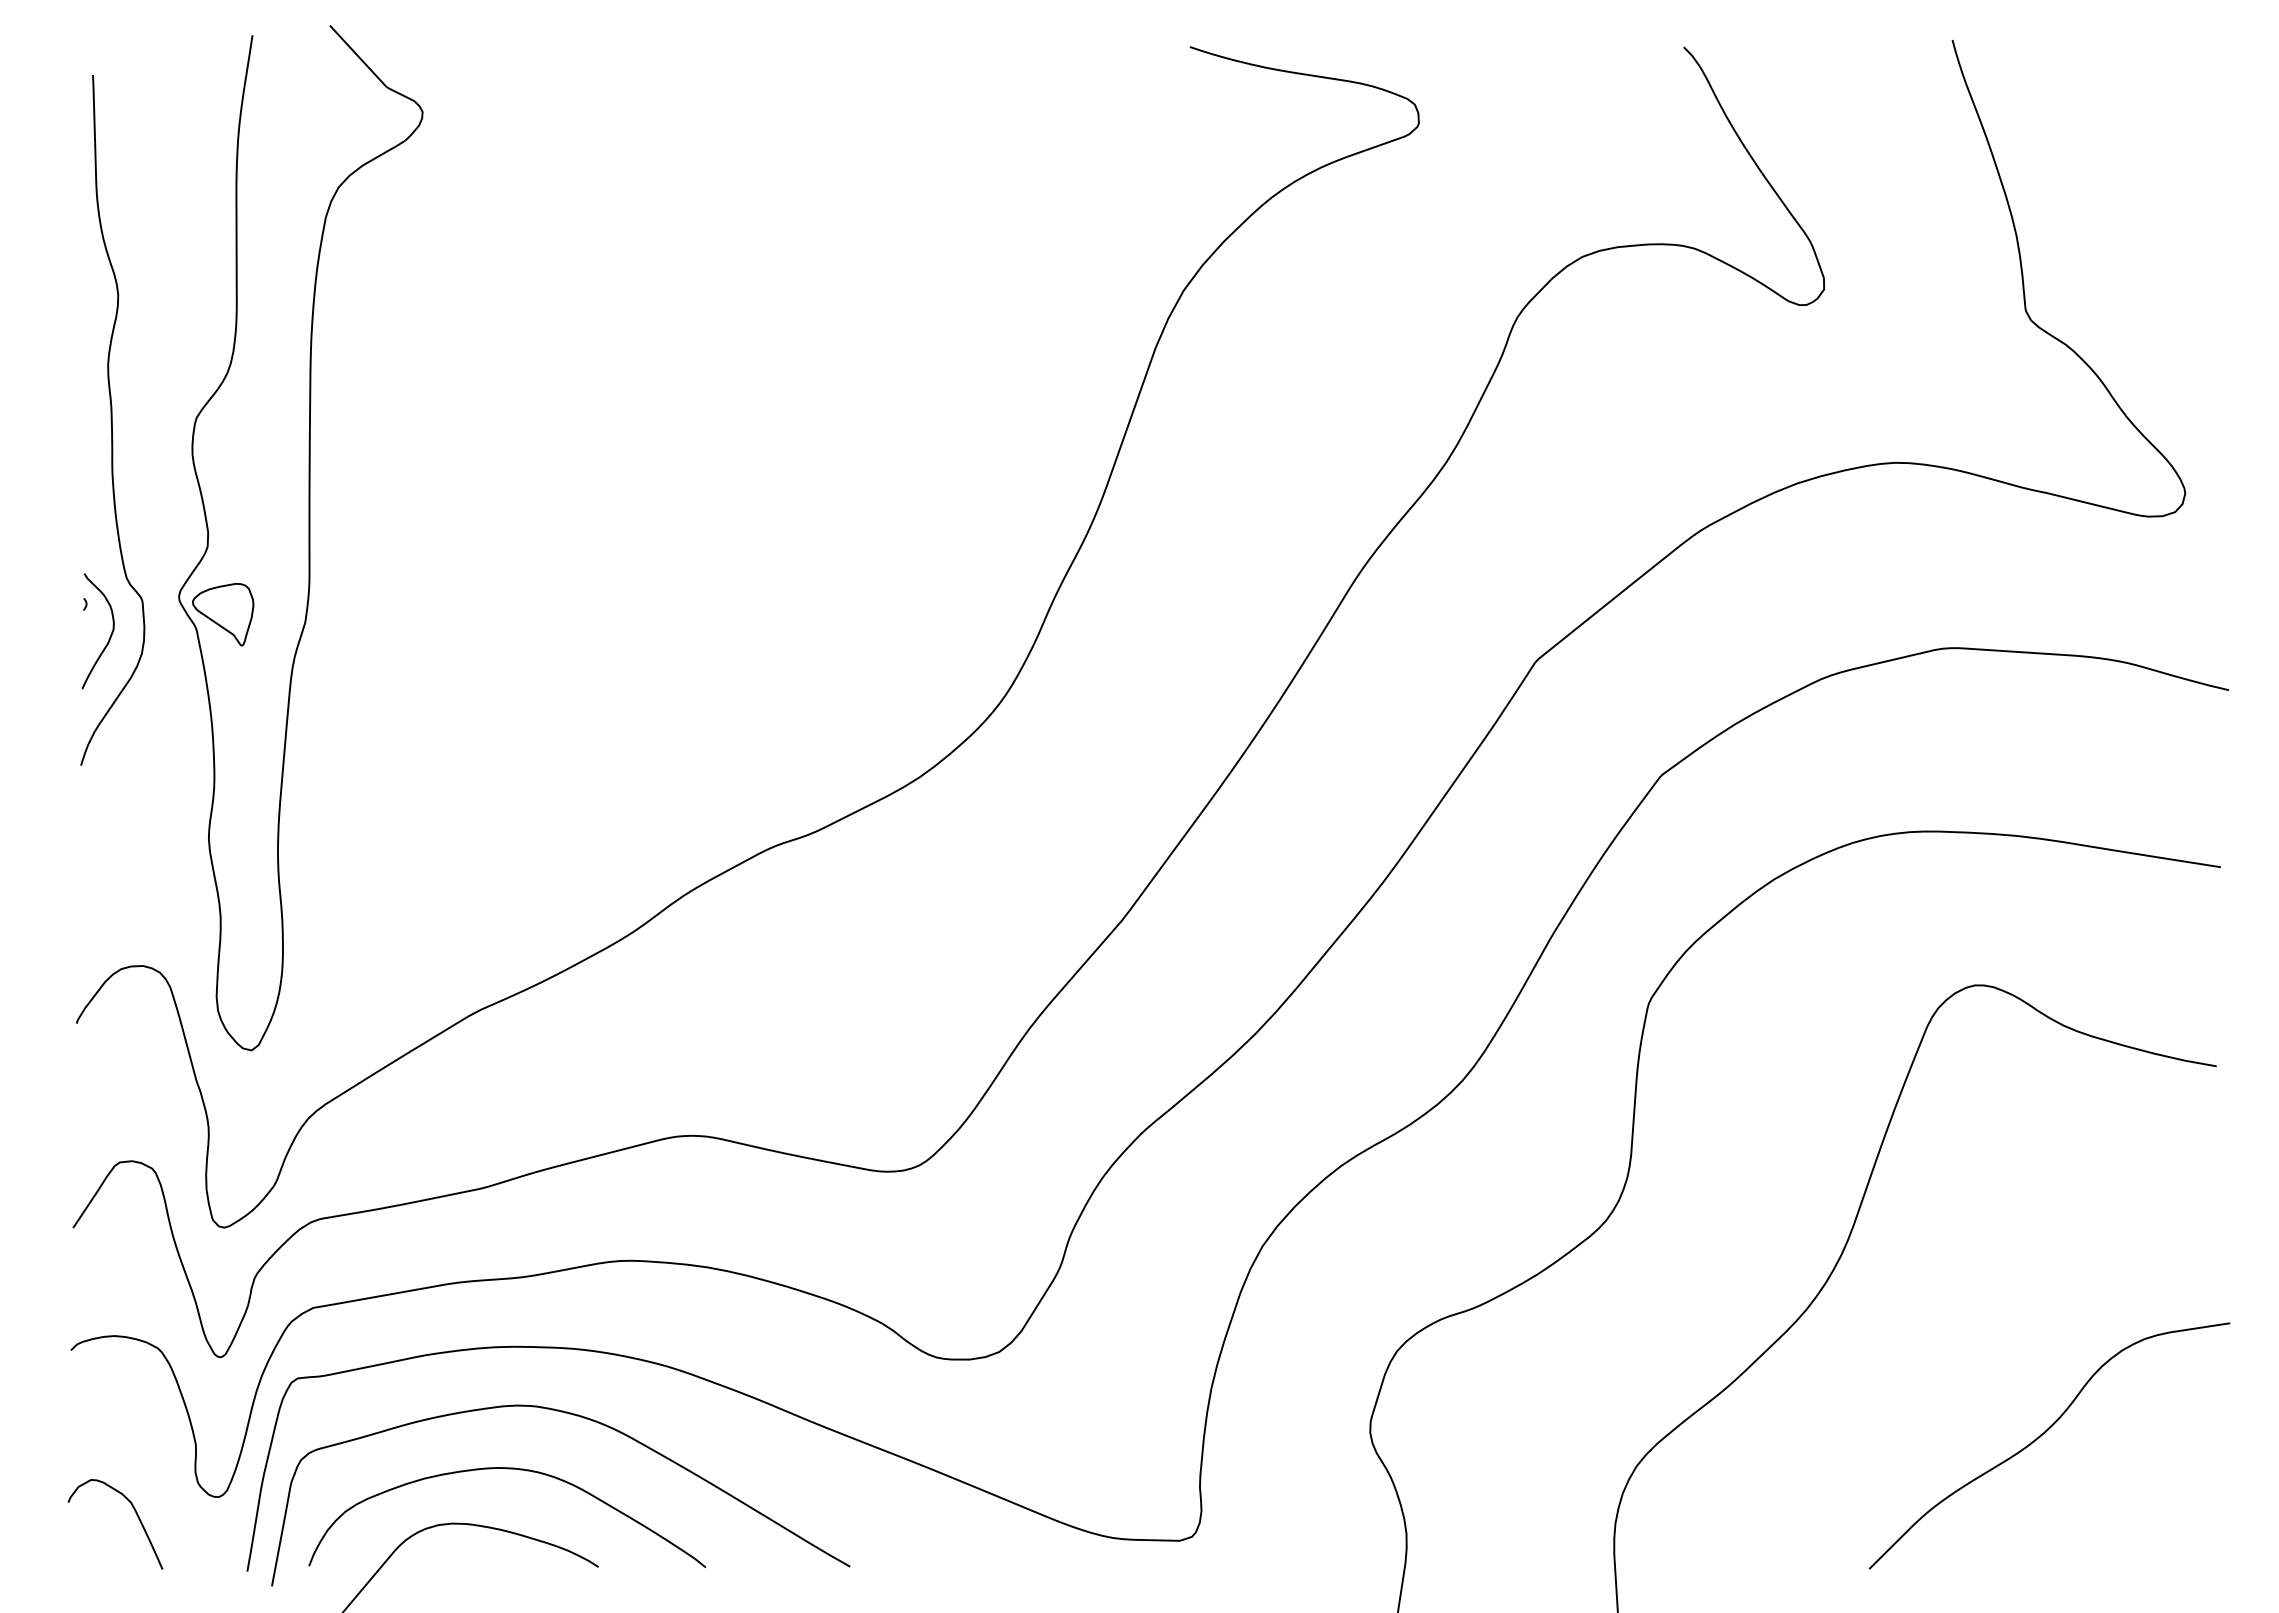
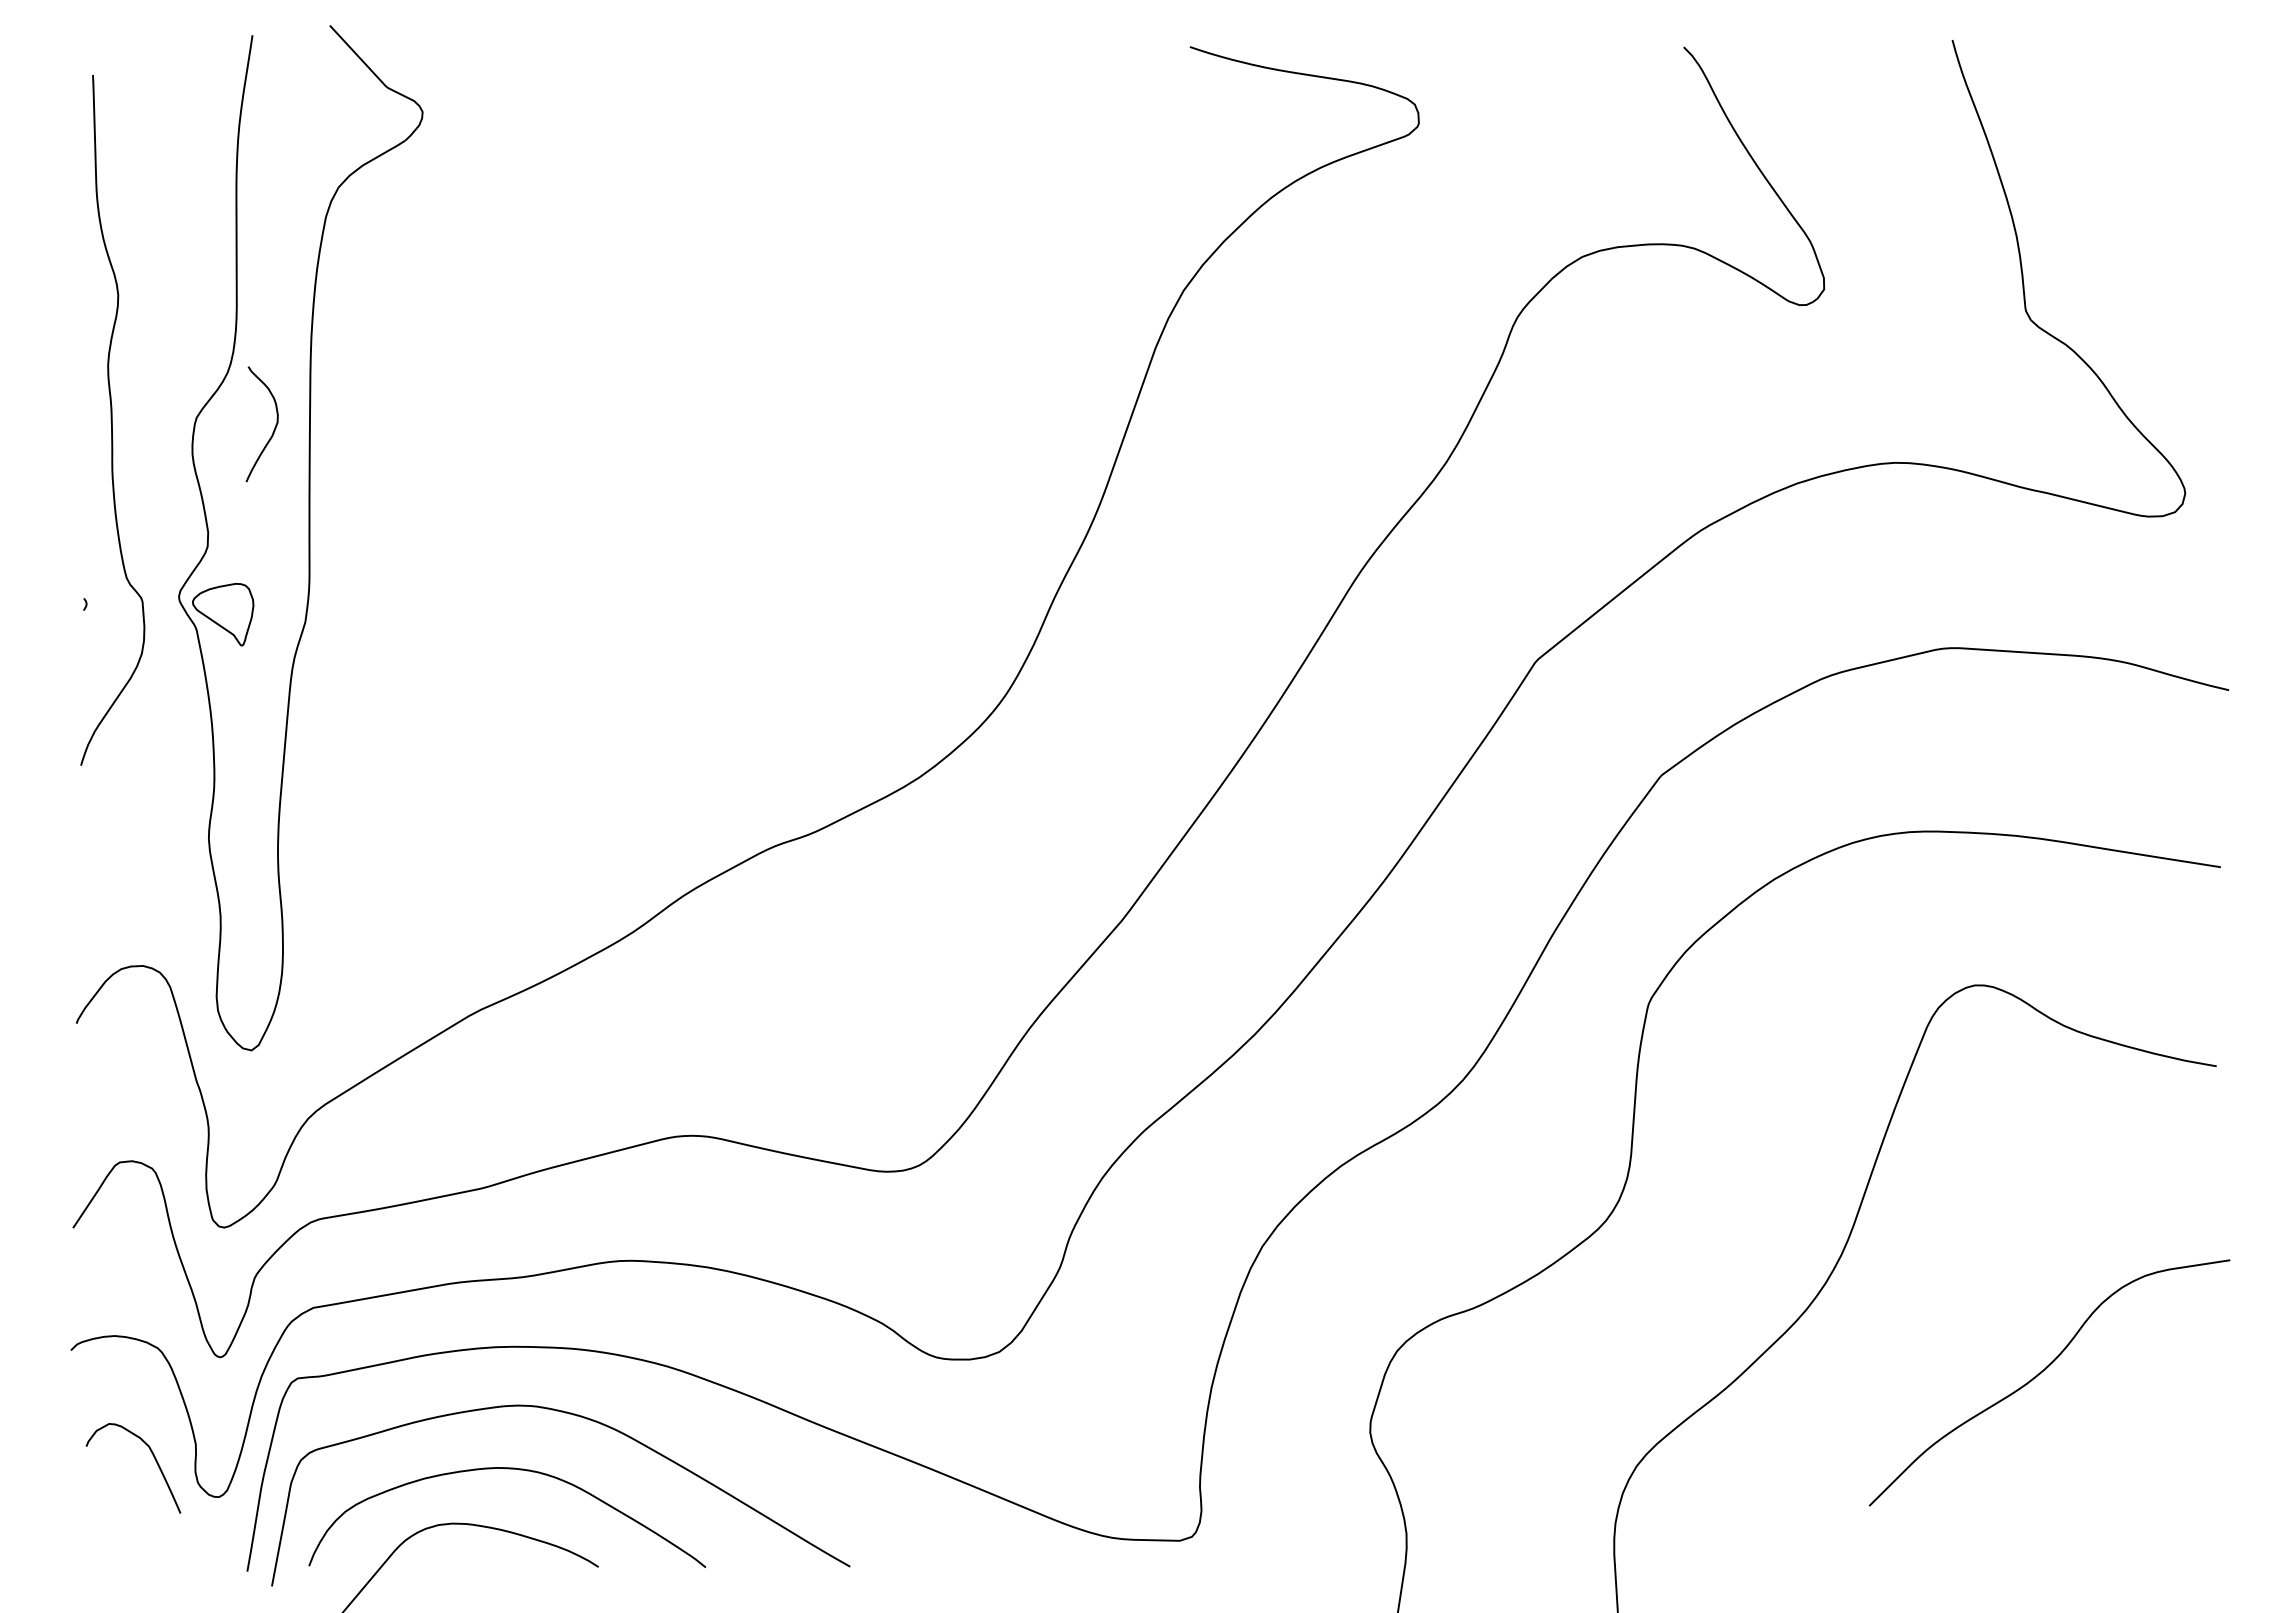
curve position: (109, 636) -> (273, 429) (273, 429)
curve position: (2041, 1436) -> (2041, 1373) (2041, 1373)
curve position: (135, 1513) -> (153, 1457) (153, 1457)
